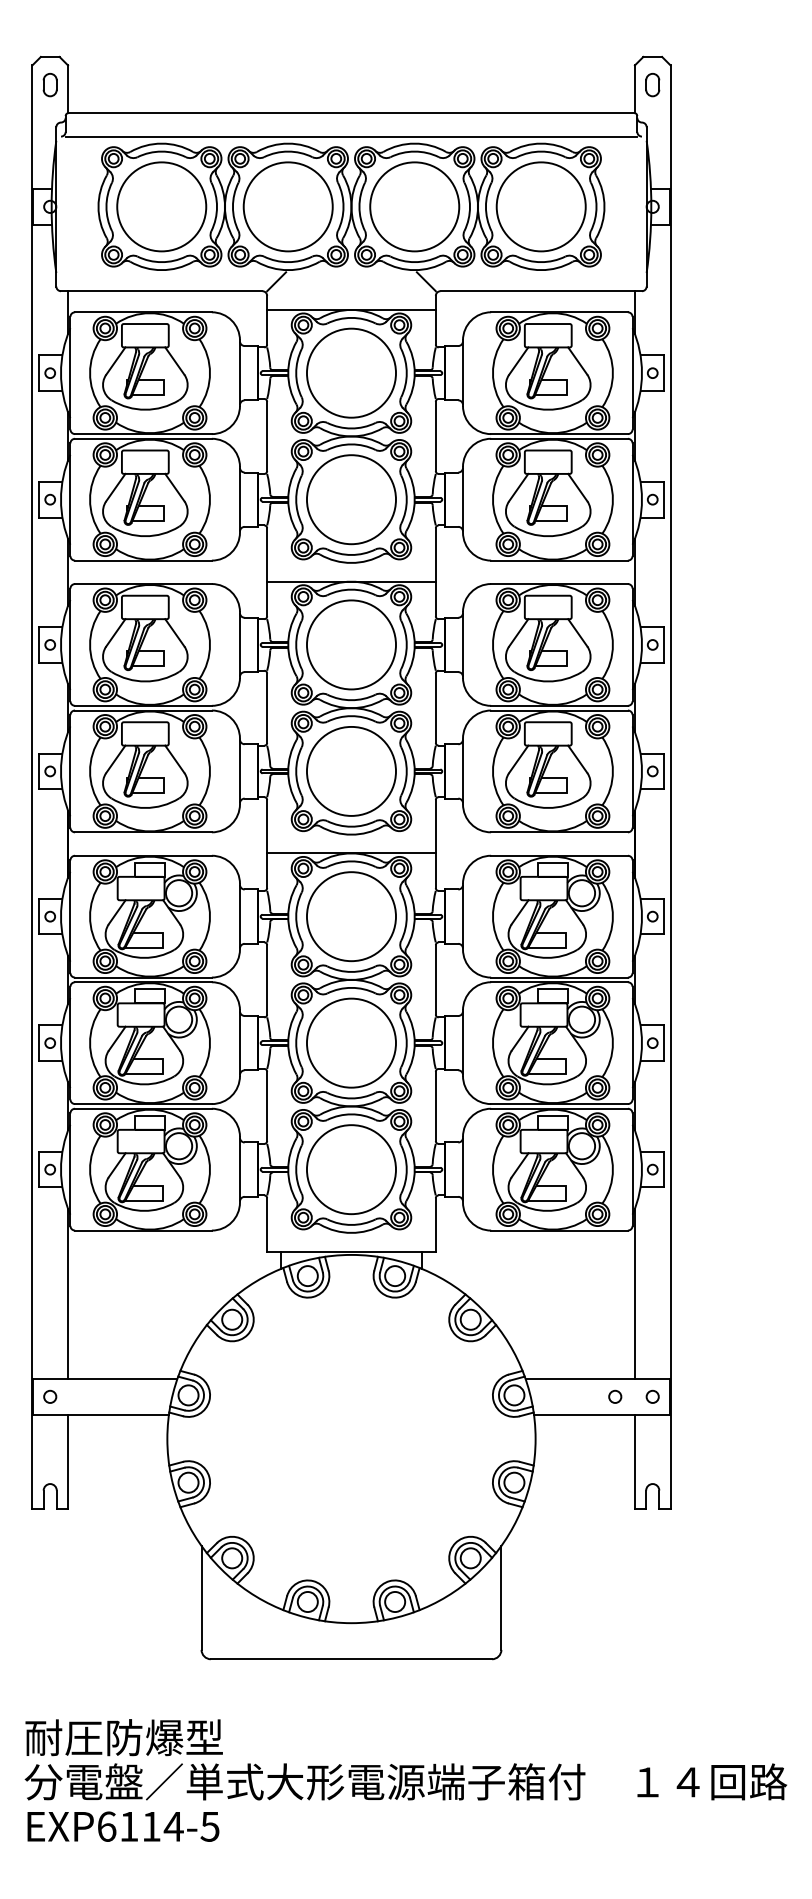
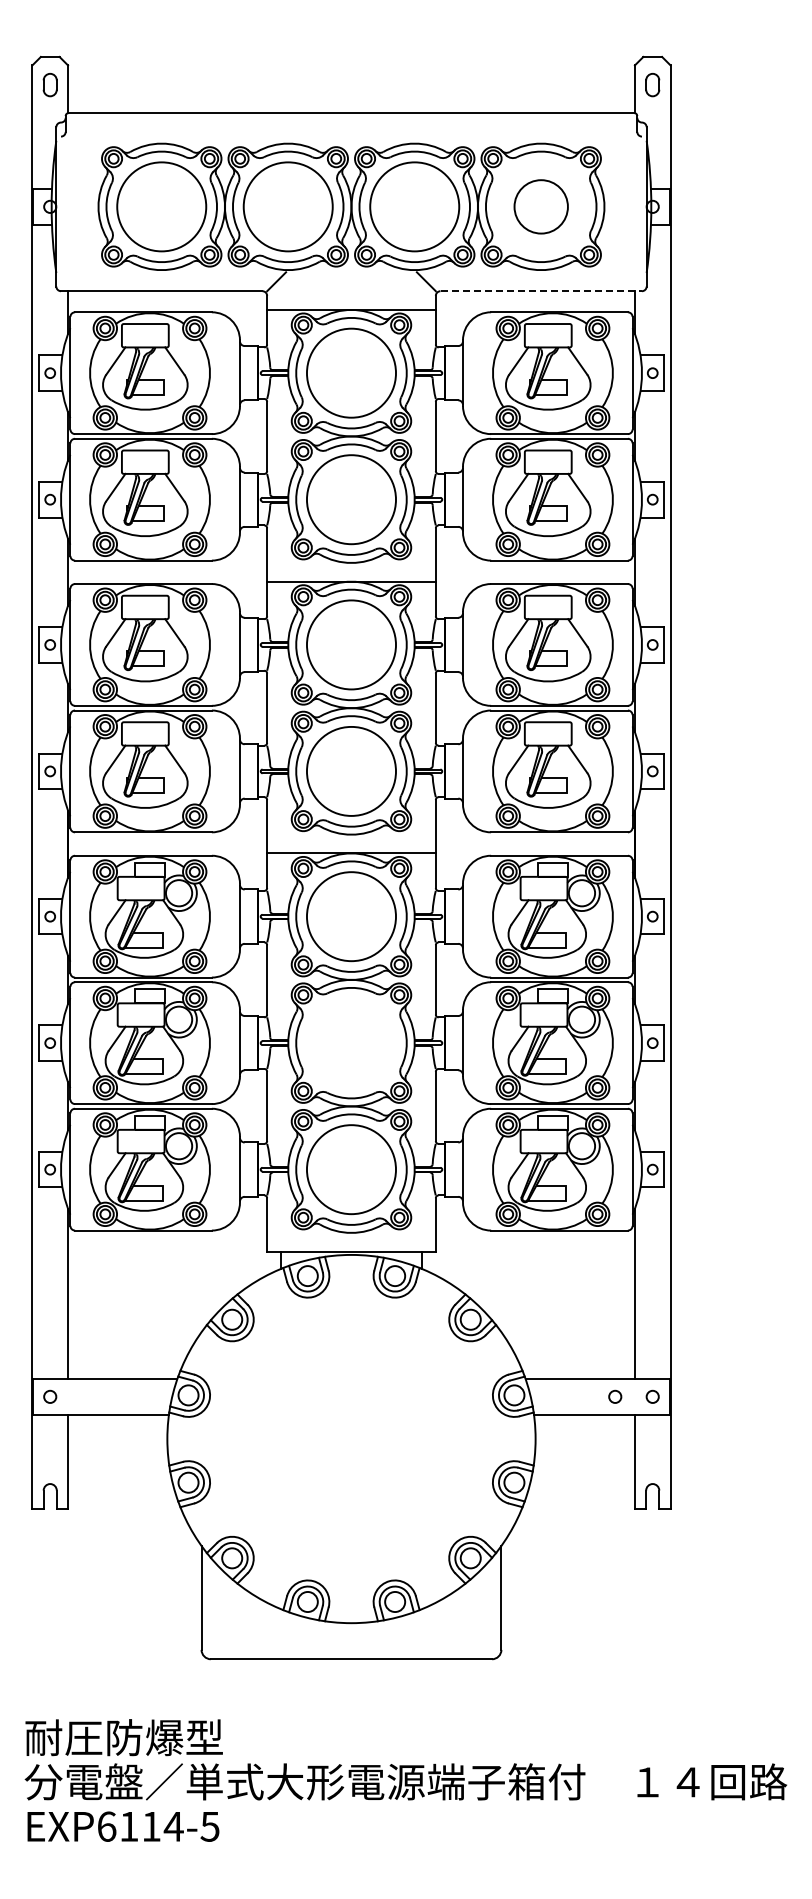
line: present -> none (351, 136)
circle diameter: 89 px -> 53 px (540, 206)
line: solid -> dashed (541, 291)
circle: present -> none (351, 1042)
